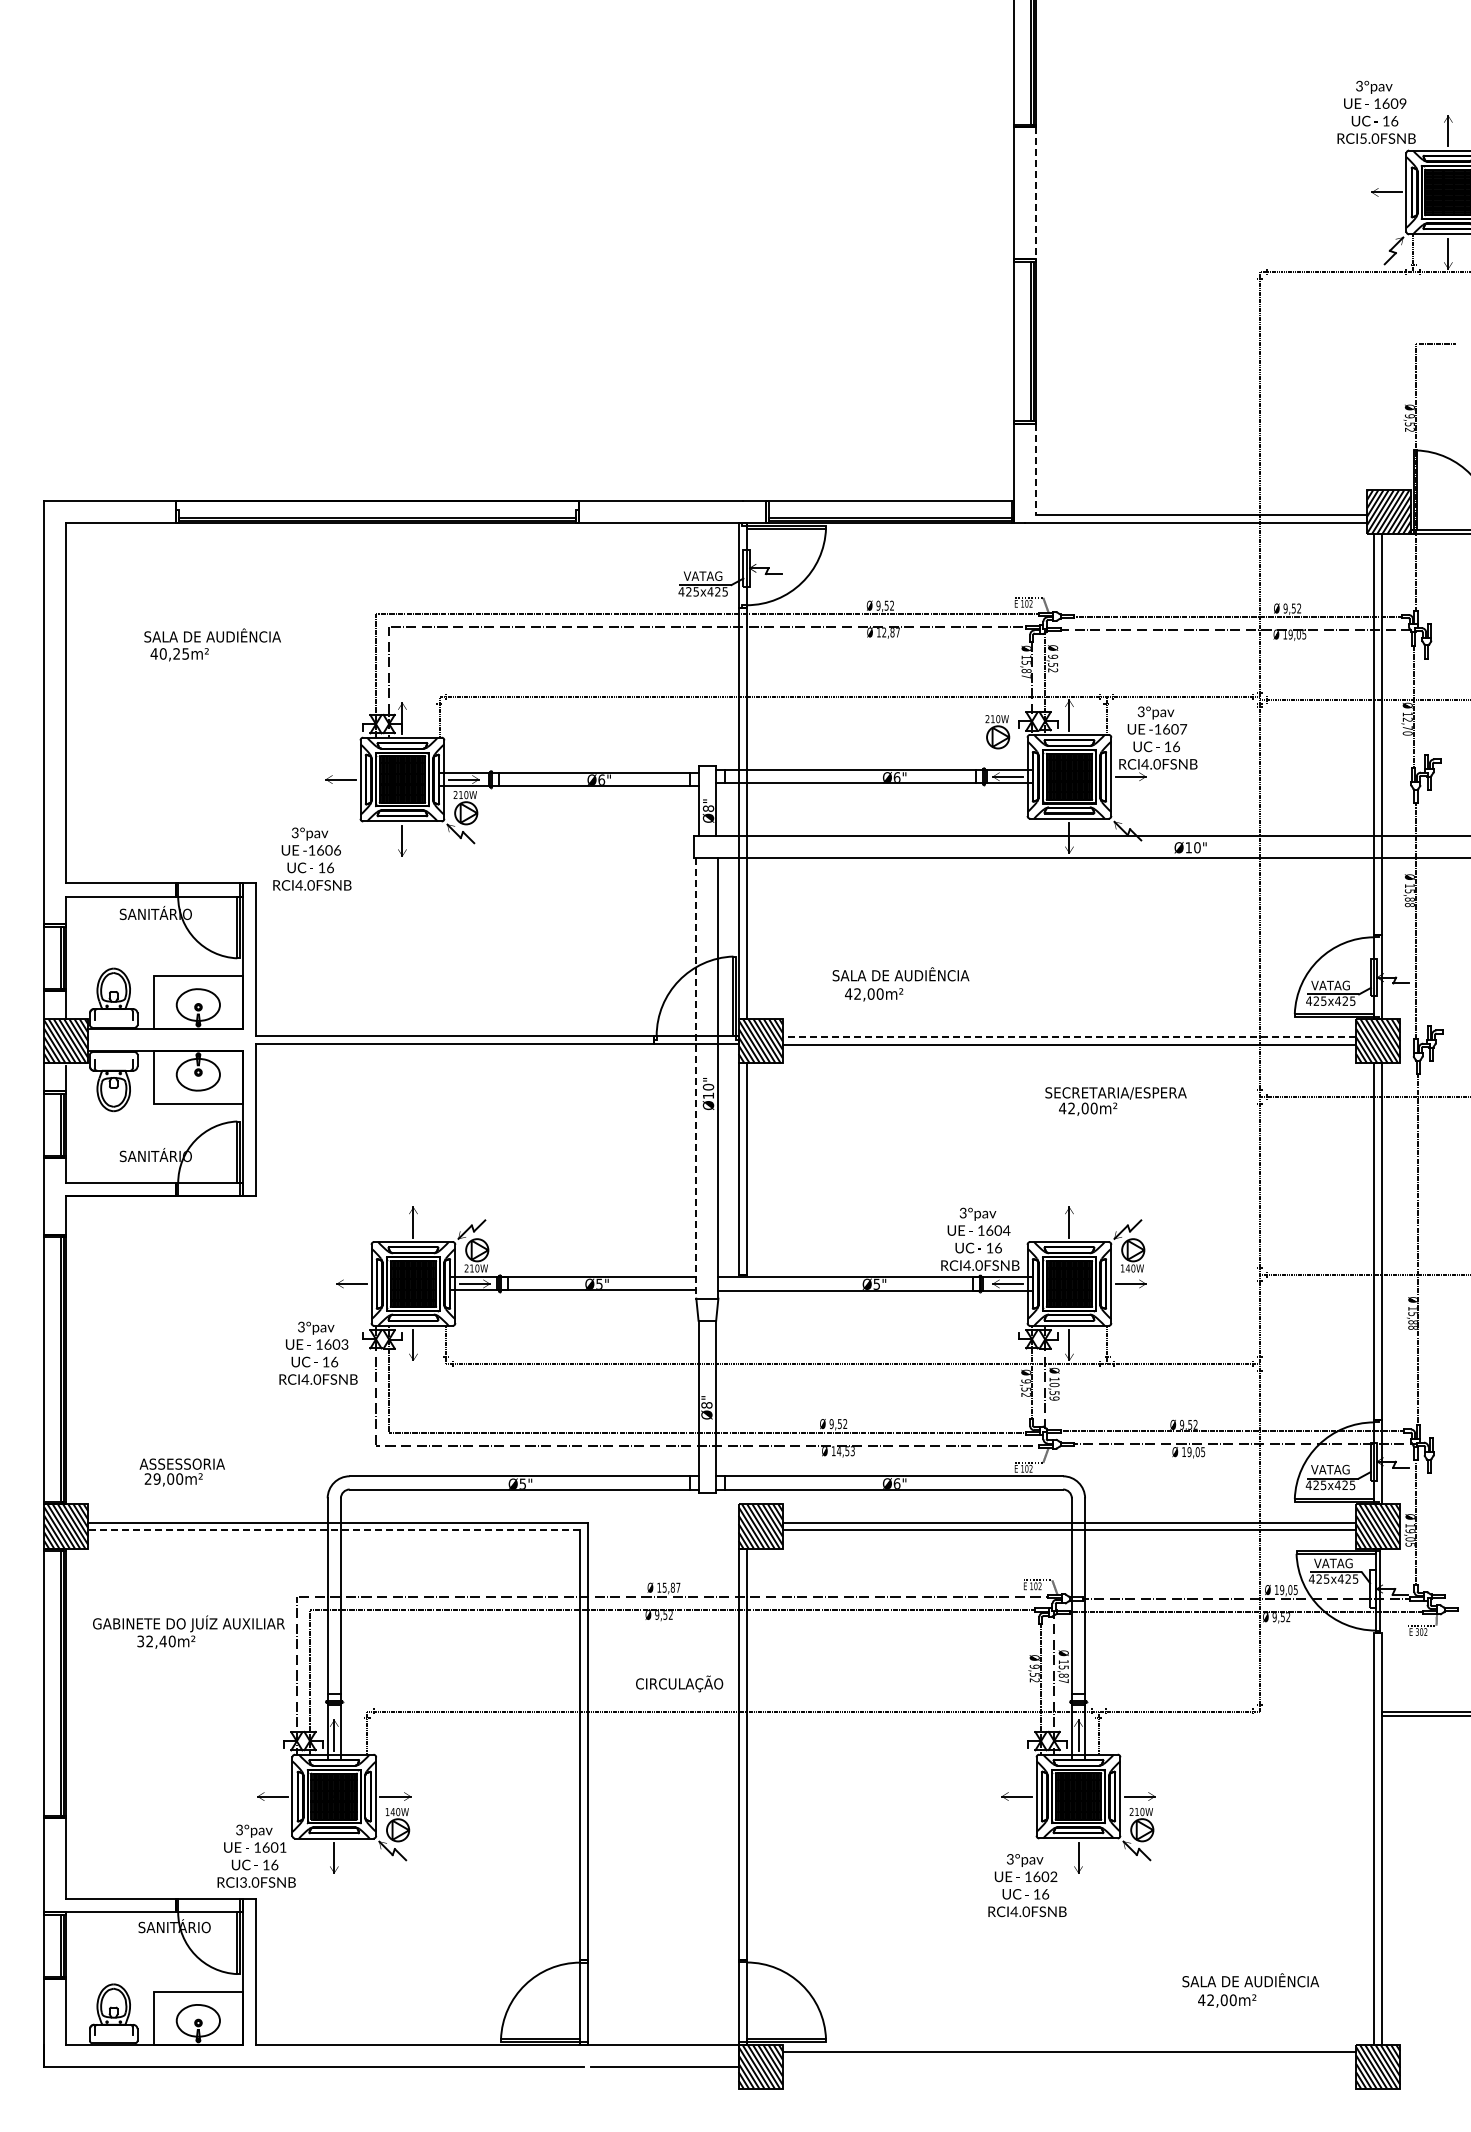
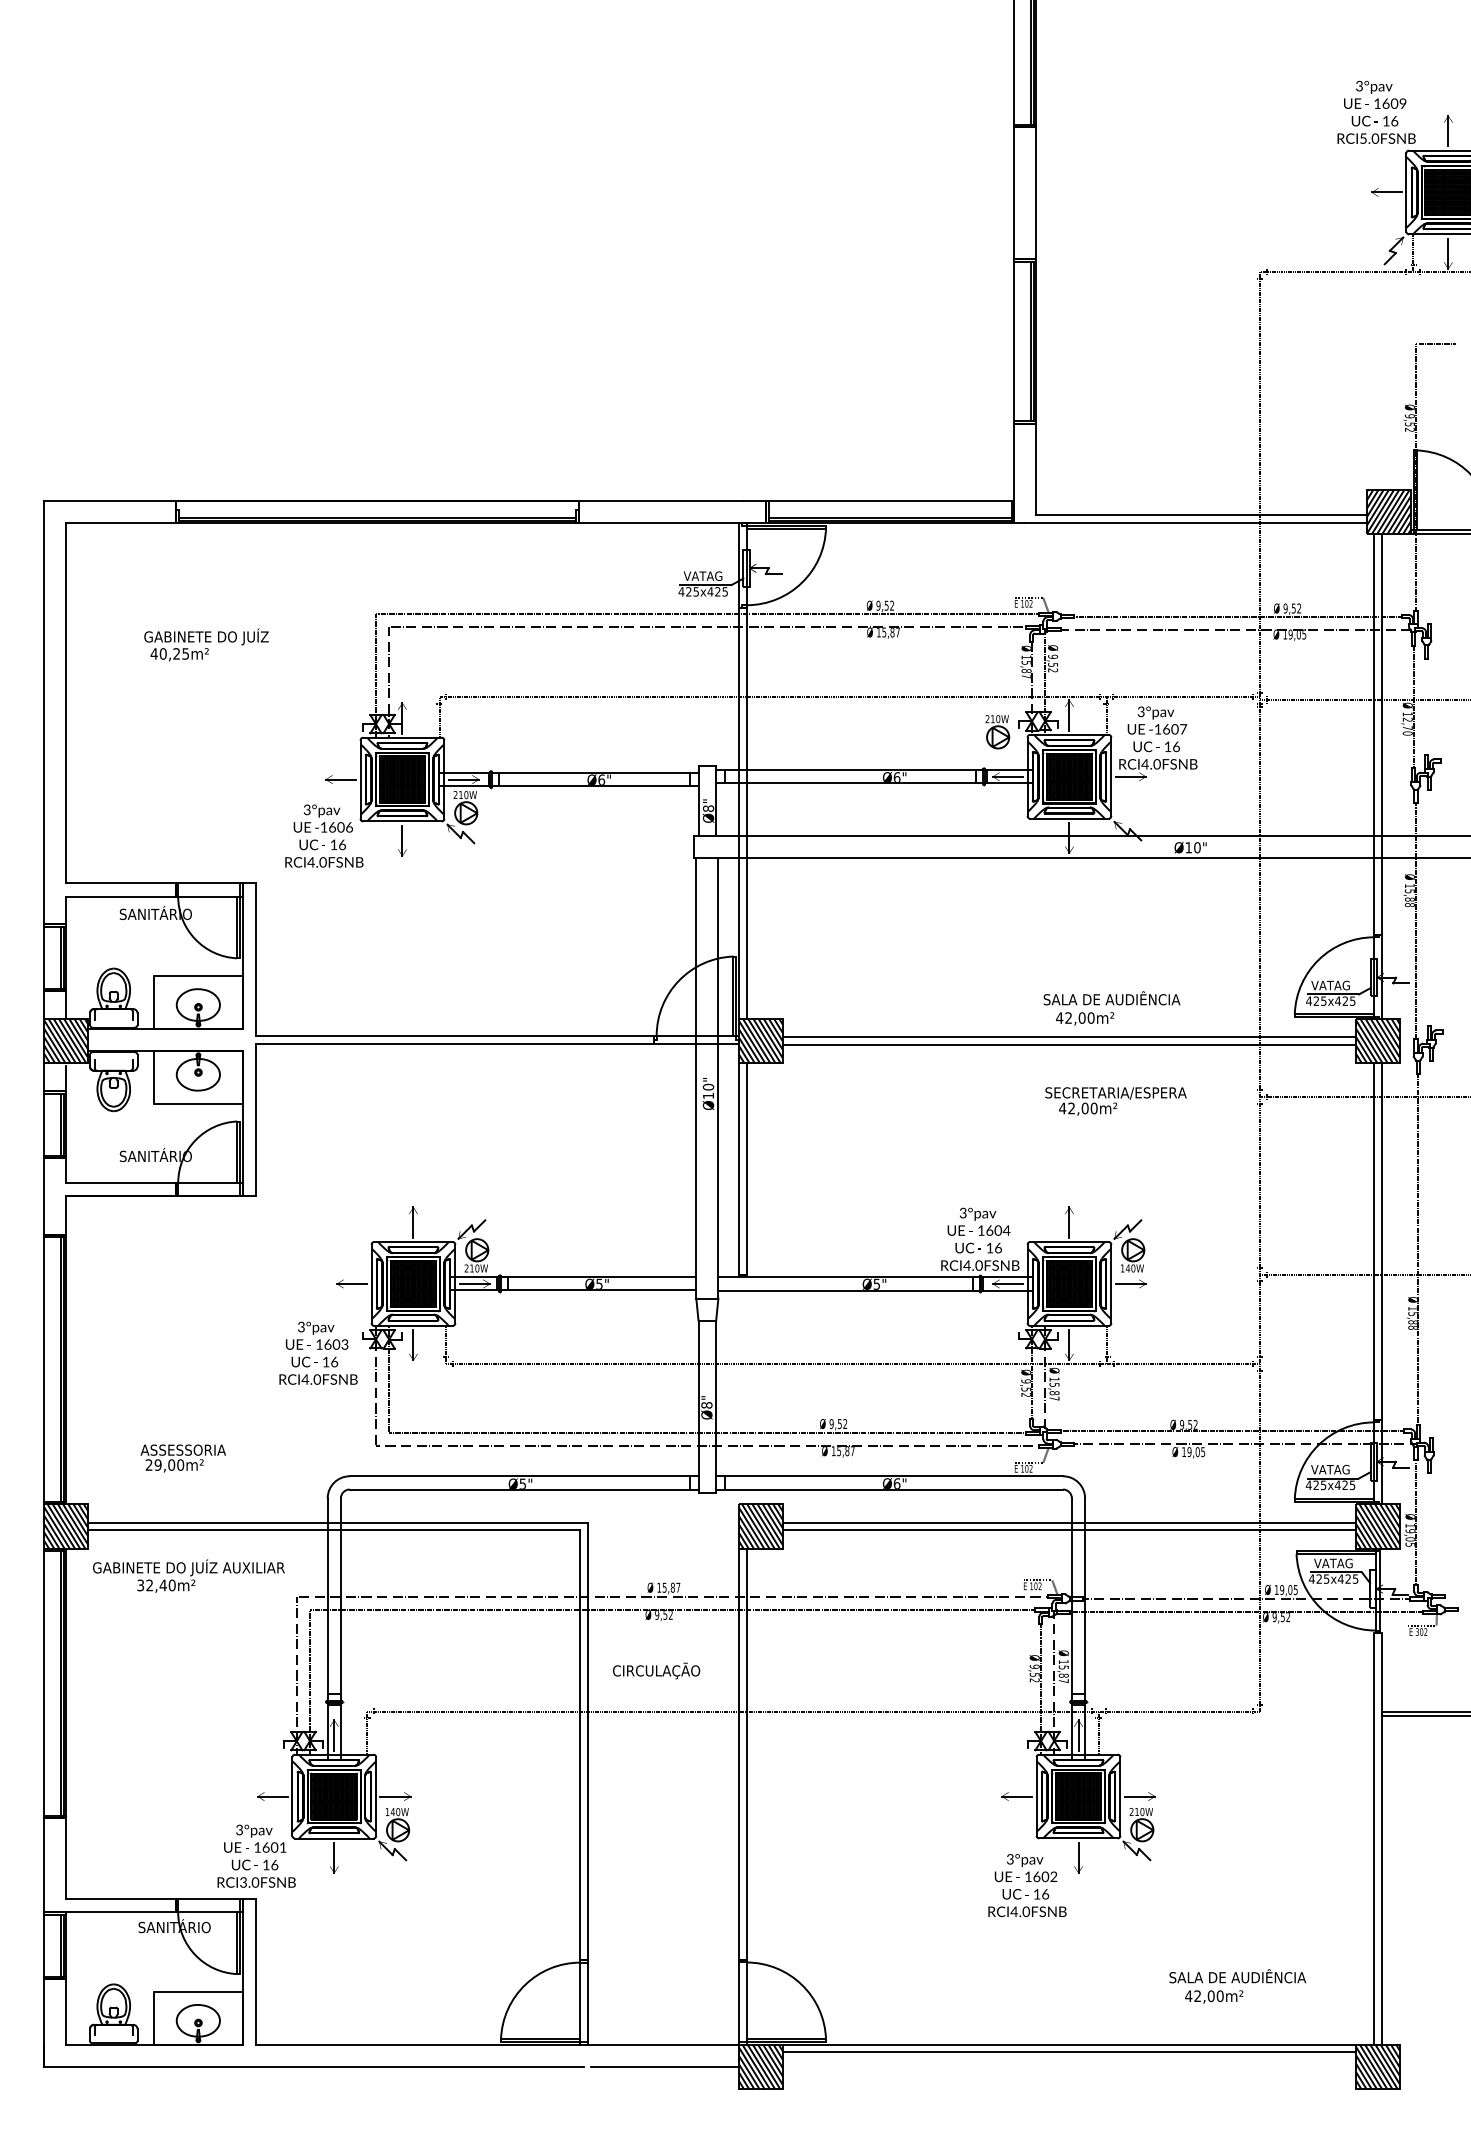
line: dashed -> solid (1036, 193)
line: dashed -> solid (1036, 469)
text: 12,87 -> 15,87 (884, 632)
text: SALA DE AUDIÊNCIA -> GABINETE DO JUÍZ (212, 636)
text position: (312, 858) -> (324, 835) (324, 835)
text position: (900, 984) -> (1111, 1008) (1111, 1008)
line: dashed -> solid (1069, 1037)
line: dashed -> solid (696, 1078)
text: 10,59 -> 15,87 (1054, 1391)
text: 14,53 -> 15,87 (845, 1451)
text position: (181, 1472) -> (182, 1458) (182, 1458)
line: dashed -> solid (333, 1530)
text position: (188, 1631) -> (188, 1575) (188, 1575)
text position: (679, 1683) -> (656, 1670) (656, 1670)
text position: (1250, 1990) -> (1237, 1986) (1237, 1986)
line: none -> present (1069, 2044)
